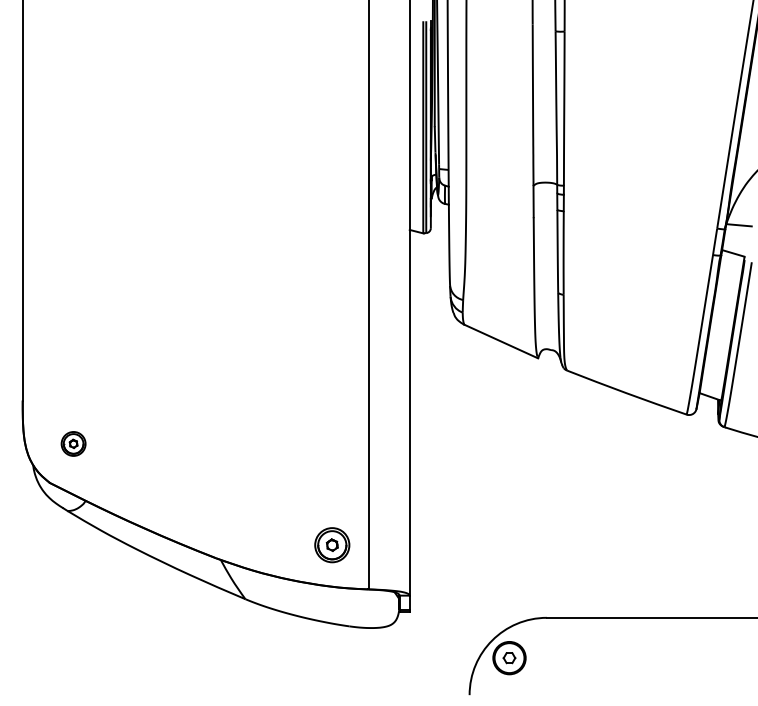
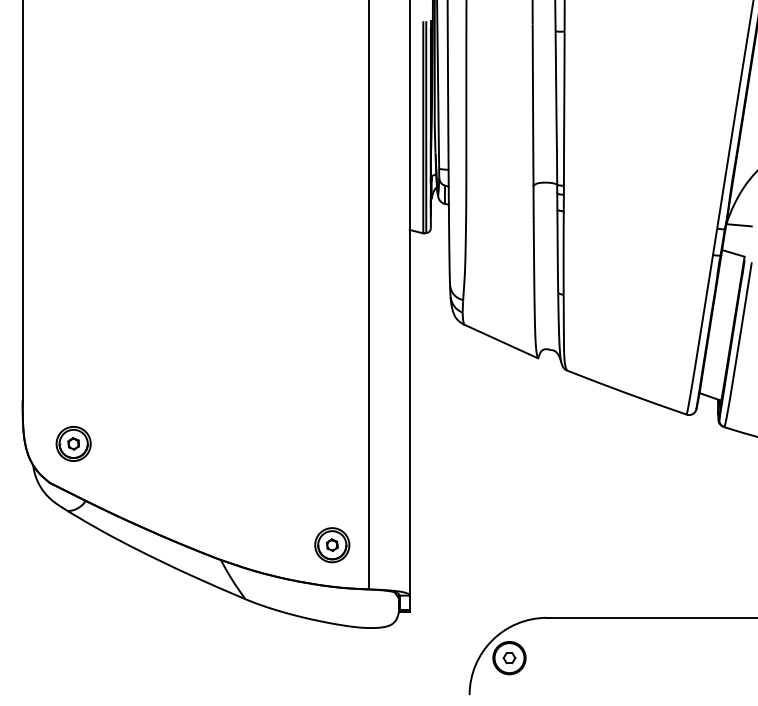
part size: 27x26 px -> 37x36 px (73, 443)
